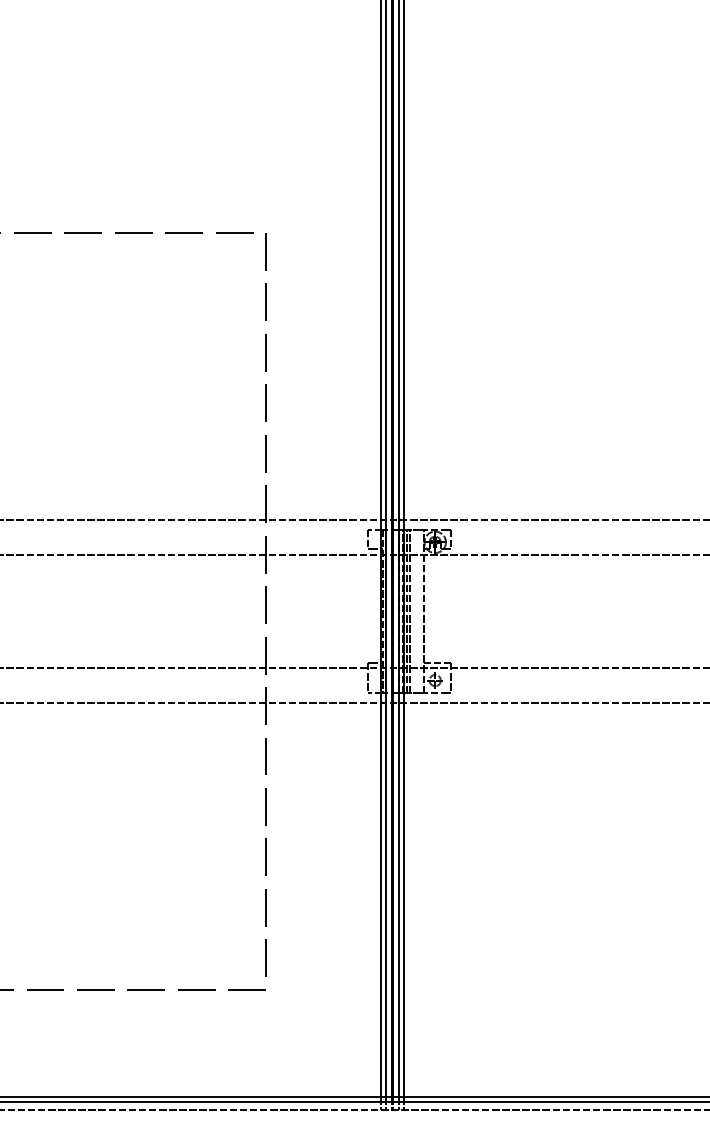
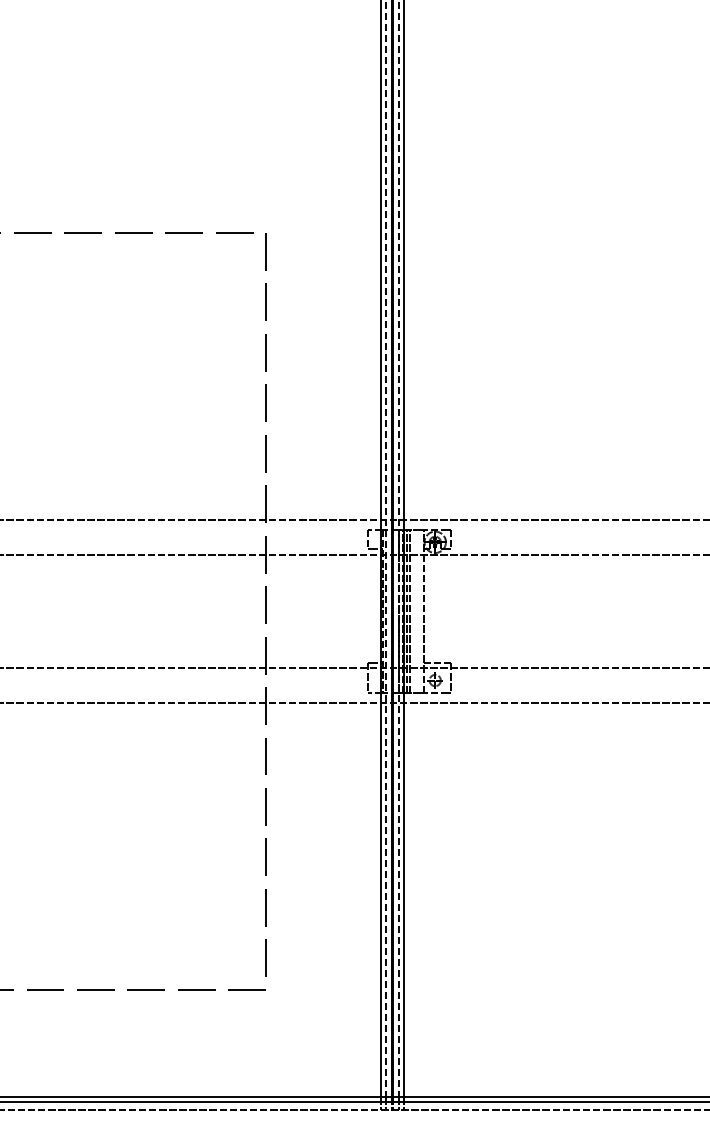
line: solid -> dashed (386, 549)
line: solid -> dashed (398, 549)
